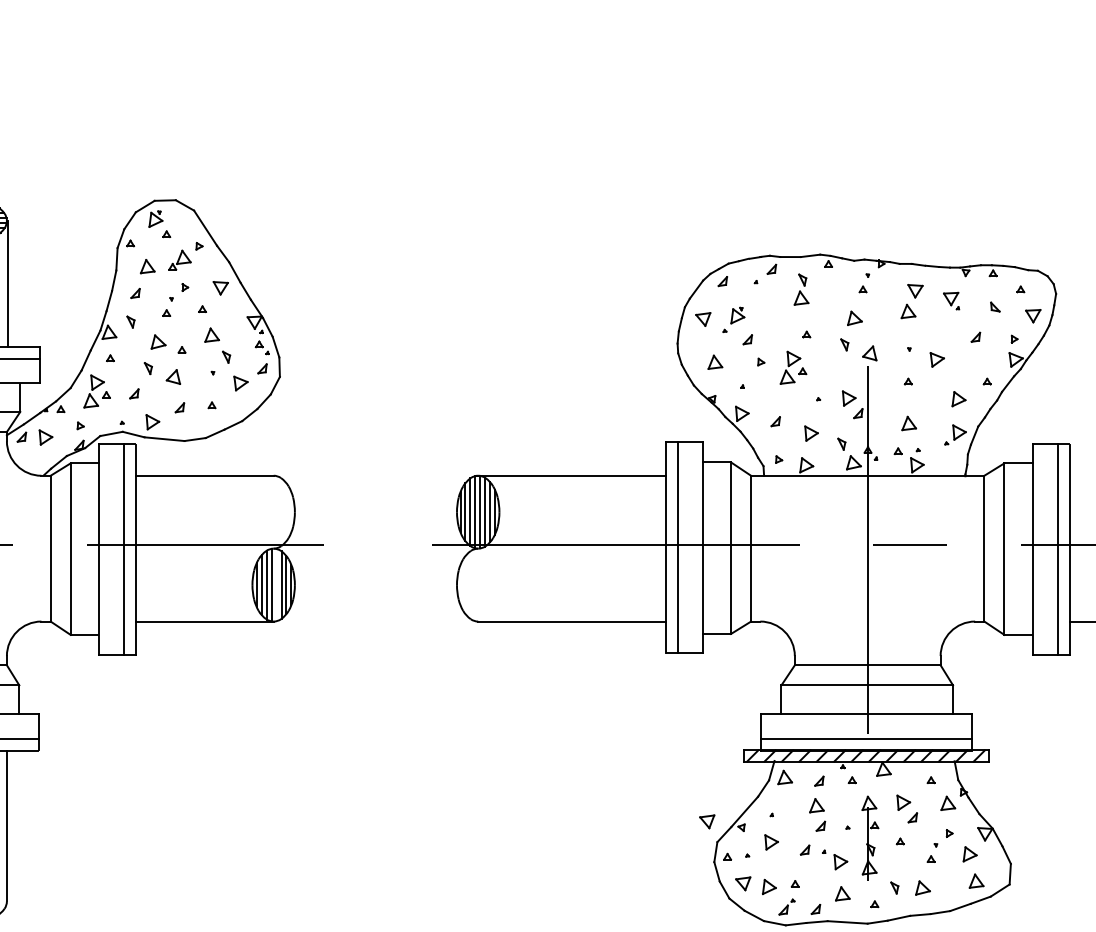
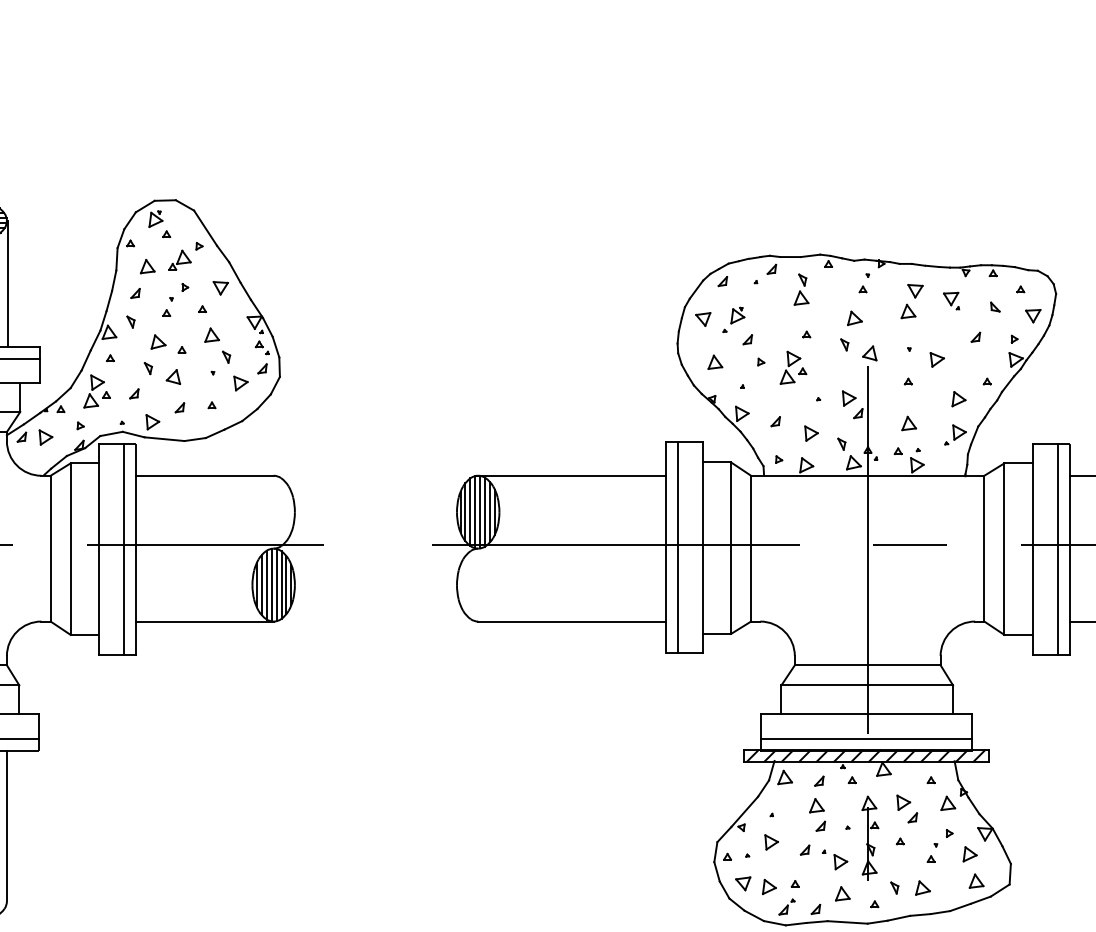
line: none -> present (1080, 475)
line: none -> present (276, 585)
part: present -> none (707, 821)
